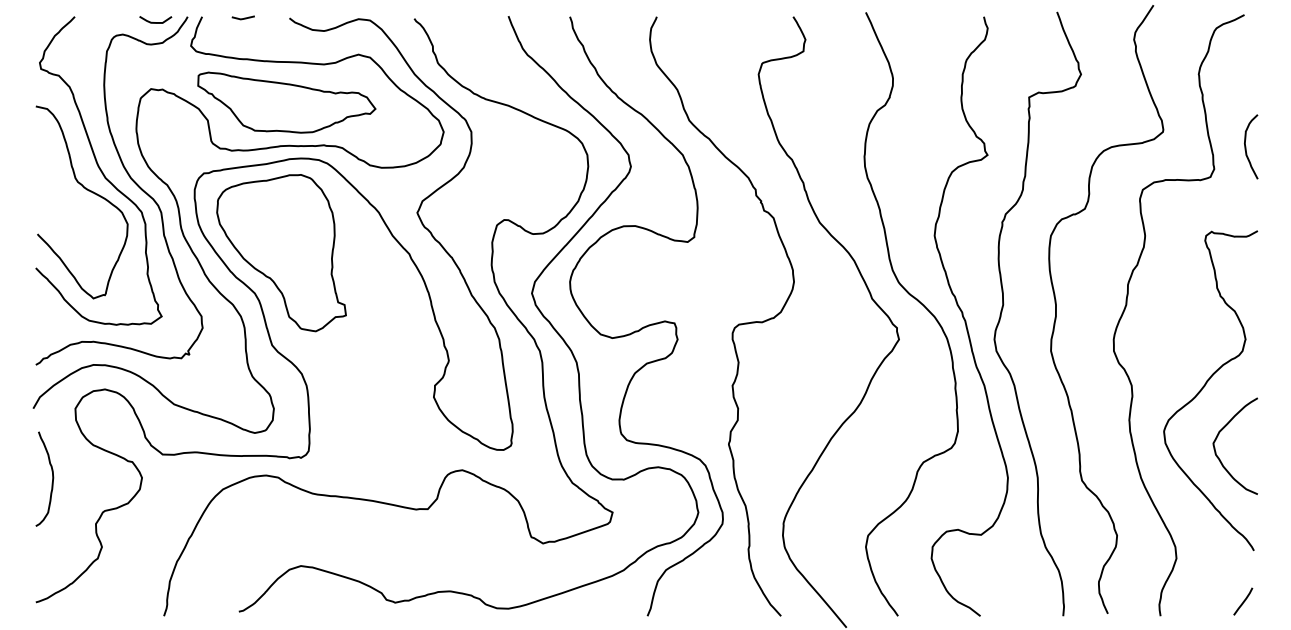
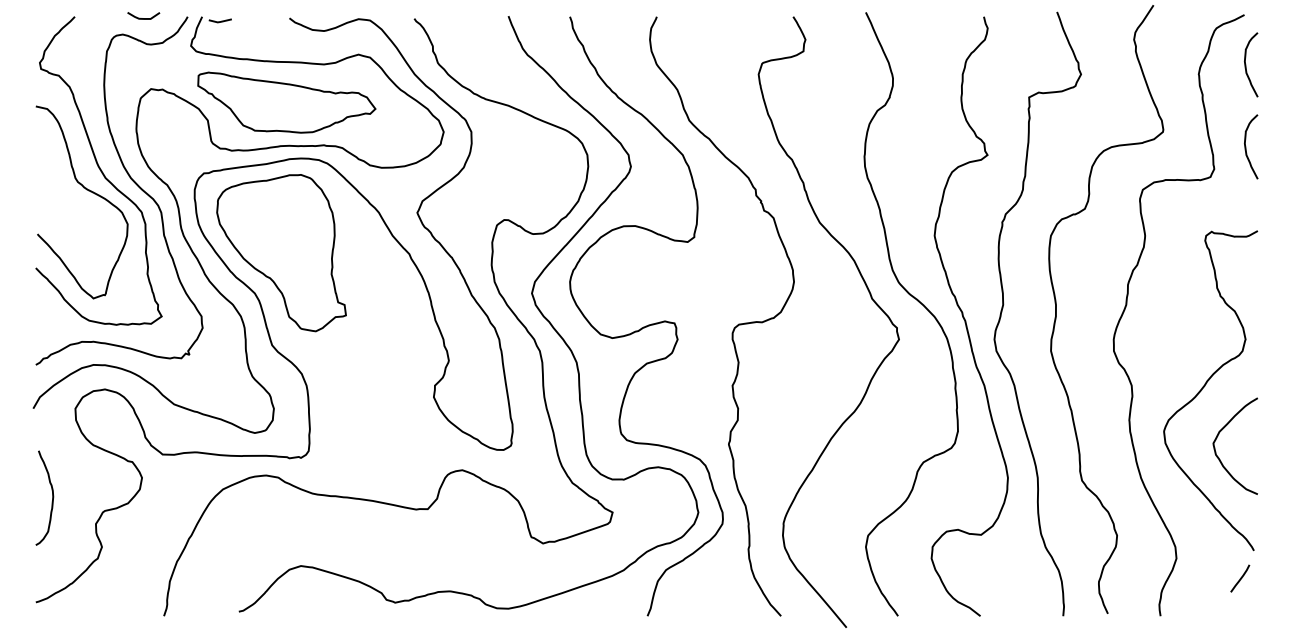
line position: (242, 18) -> (219, 21) (219, 21)
curve position: (155, 22) -> (143, 18) (143, 18)
curve: none -> present (1246, 64)
curve position: (52, 478) -> (52, 497) (52, 497)
line position: (1243, 601) -> (1240, 578) (1240, 578)
